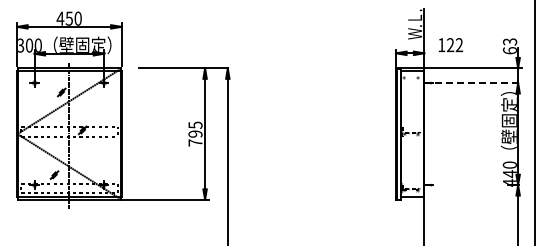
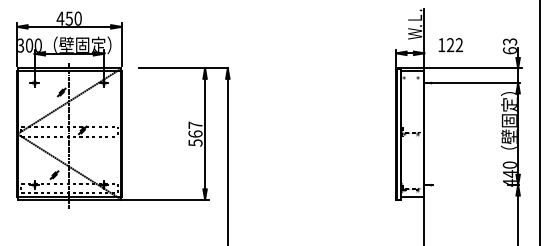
line: dashed -> solid (477, 83)
line position: (535, 122) -> (540, 122) (540, 122)
text: 795 -> 567 (195, 133)
